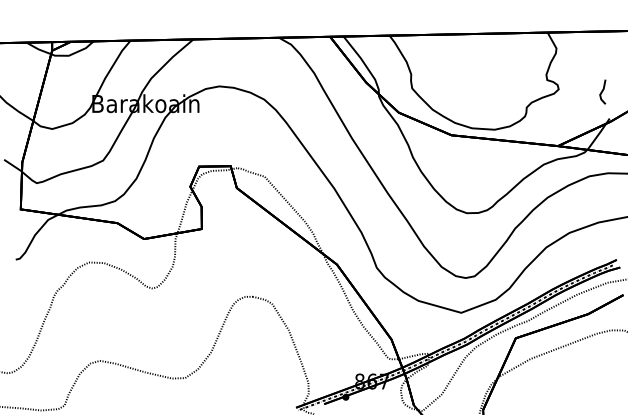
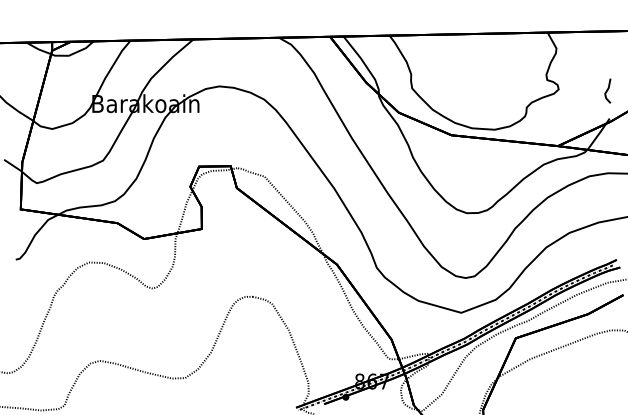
line position: (602, 91) -> (607, 90) (607, 90)
